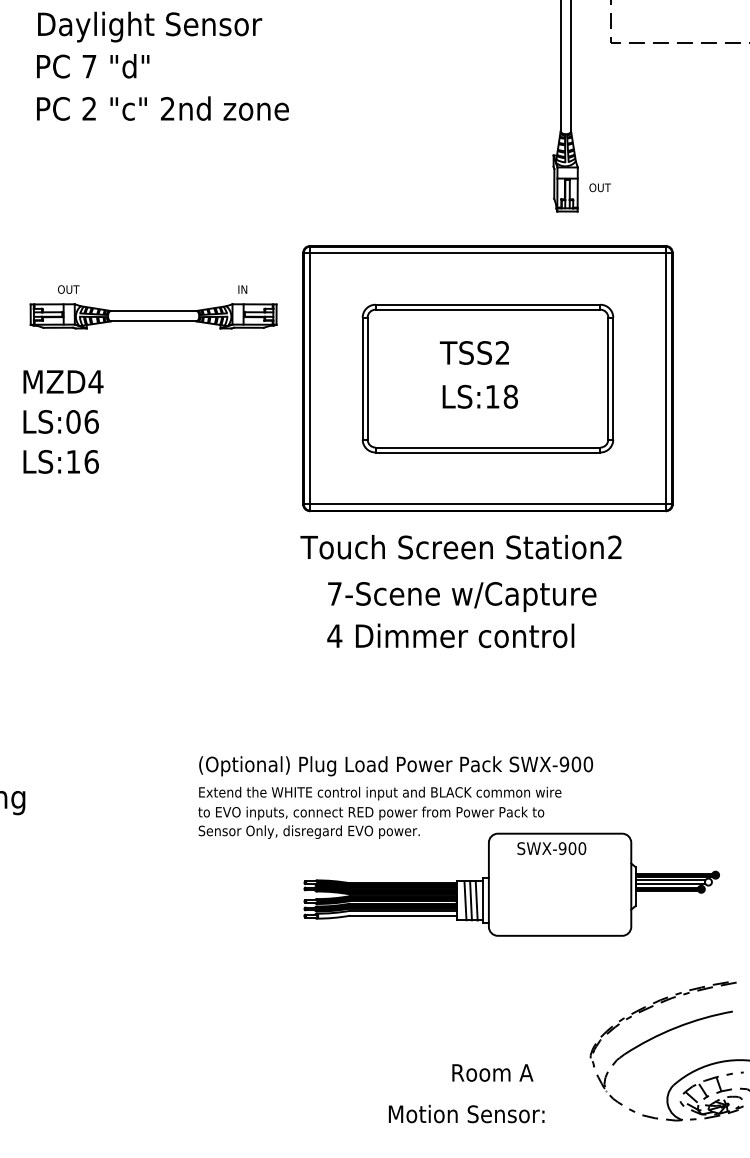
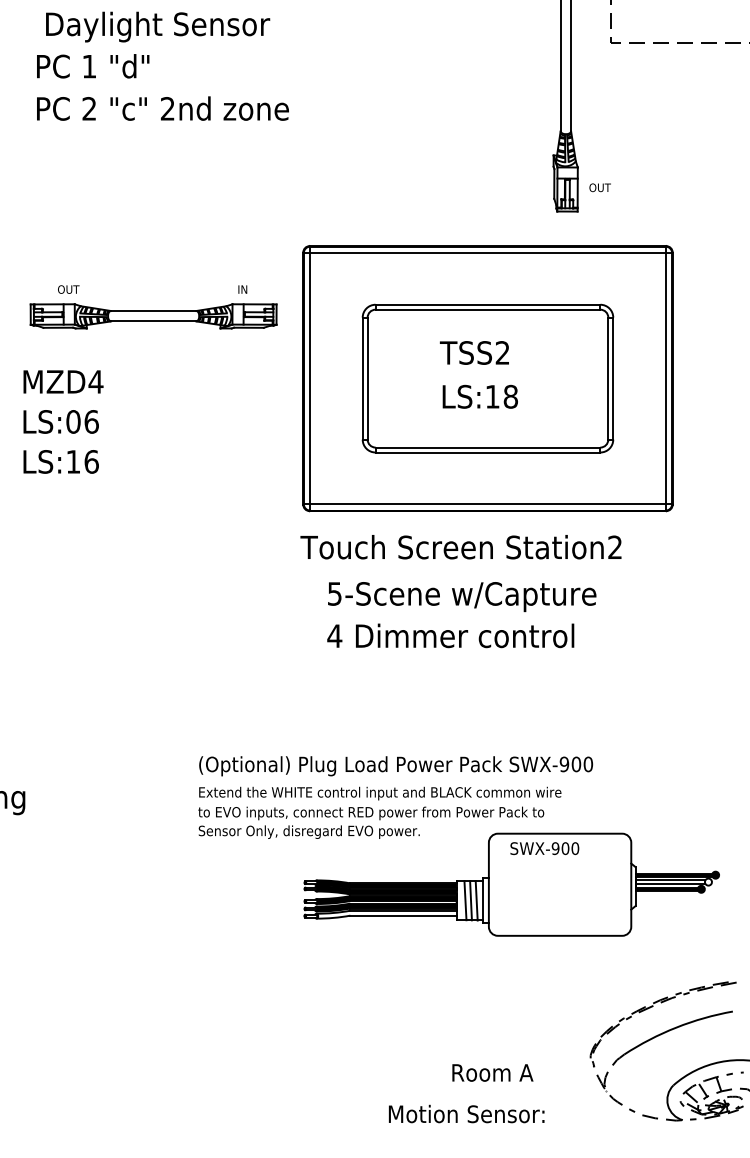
text position: (150, 26) -> (158, 26) (158, 26)
text: 7 -> 1 (89, 66)
text: 7-Scene -> 5-Scene (334, 593)
text position: (551, 848) -> (544, 848) (544, 848)
